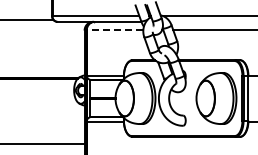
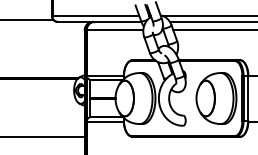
line: none -> present (211, 21)
line: dashed -> solid (114, 30)
line position: (43, 144) -> (43, 137) (43, 137)
